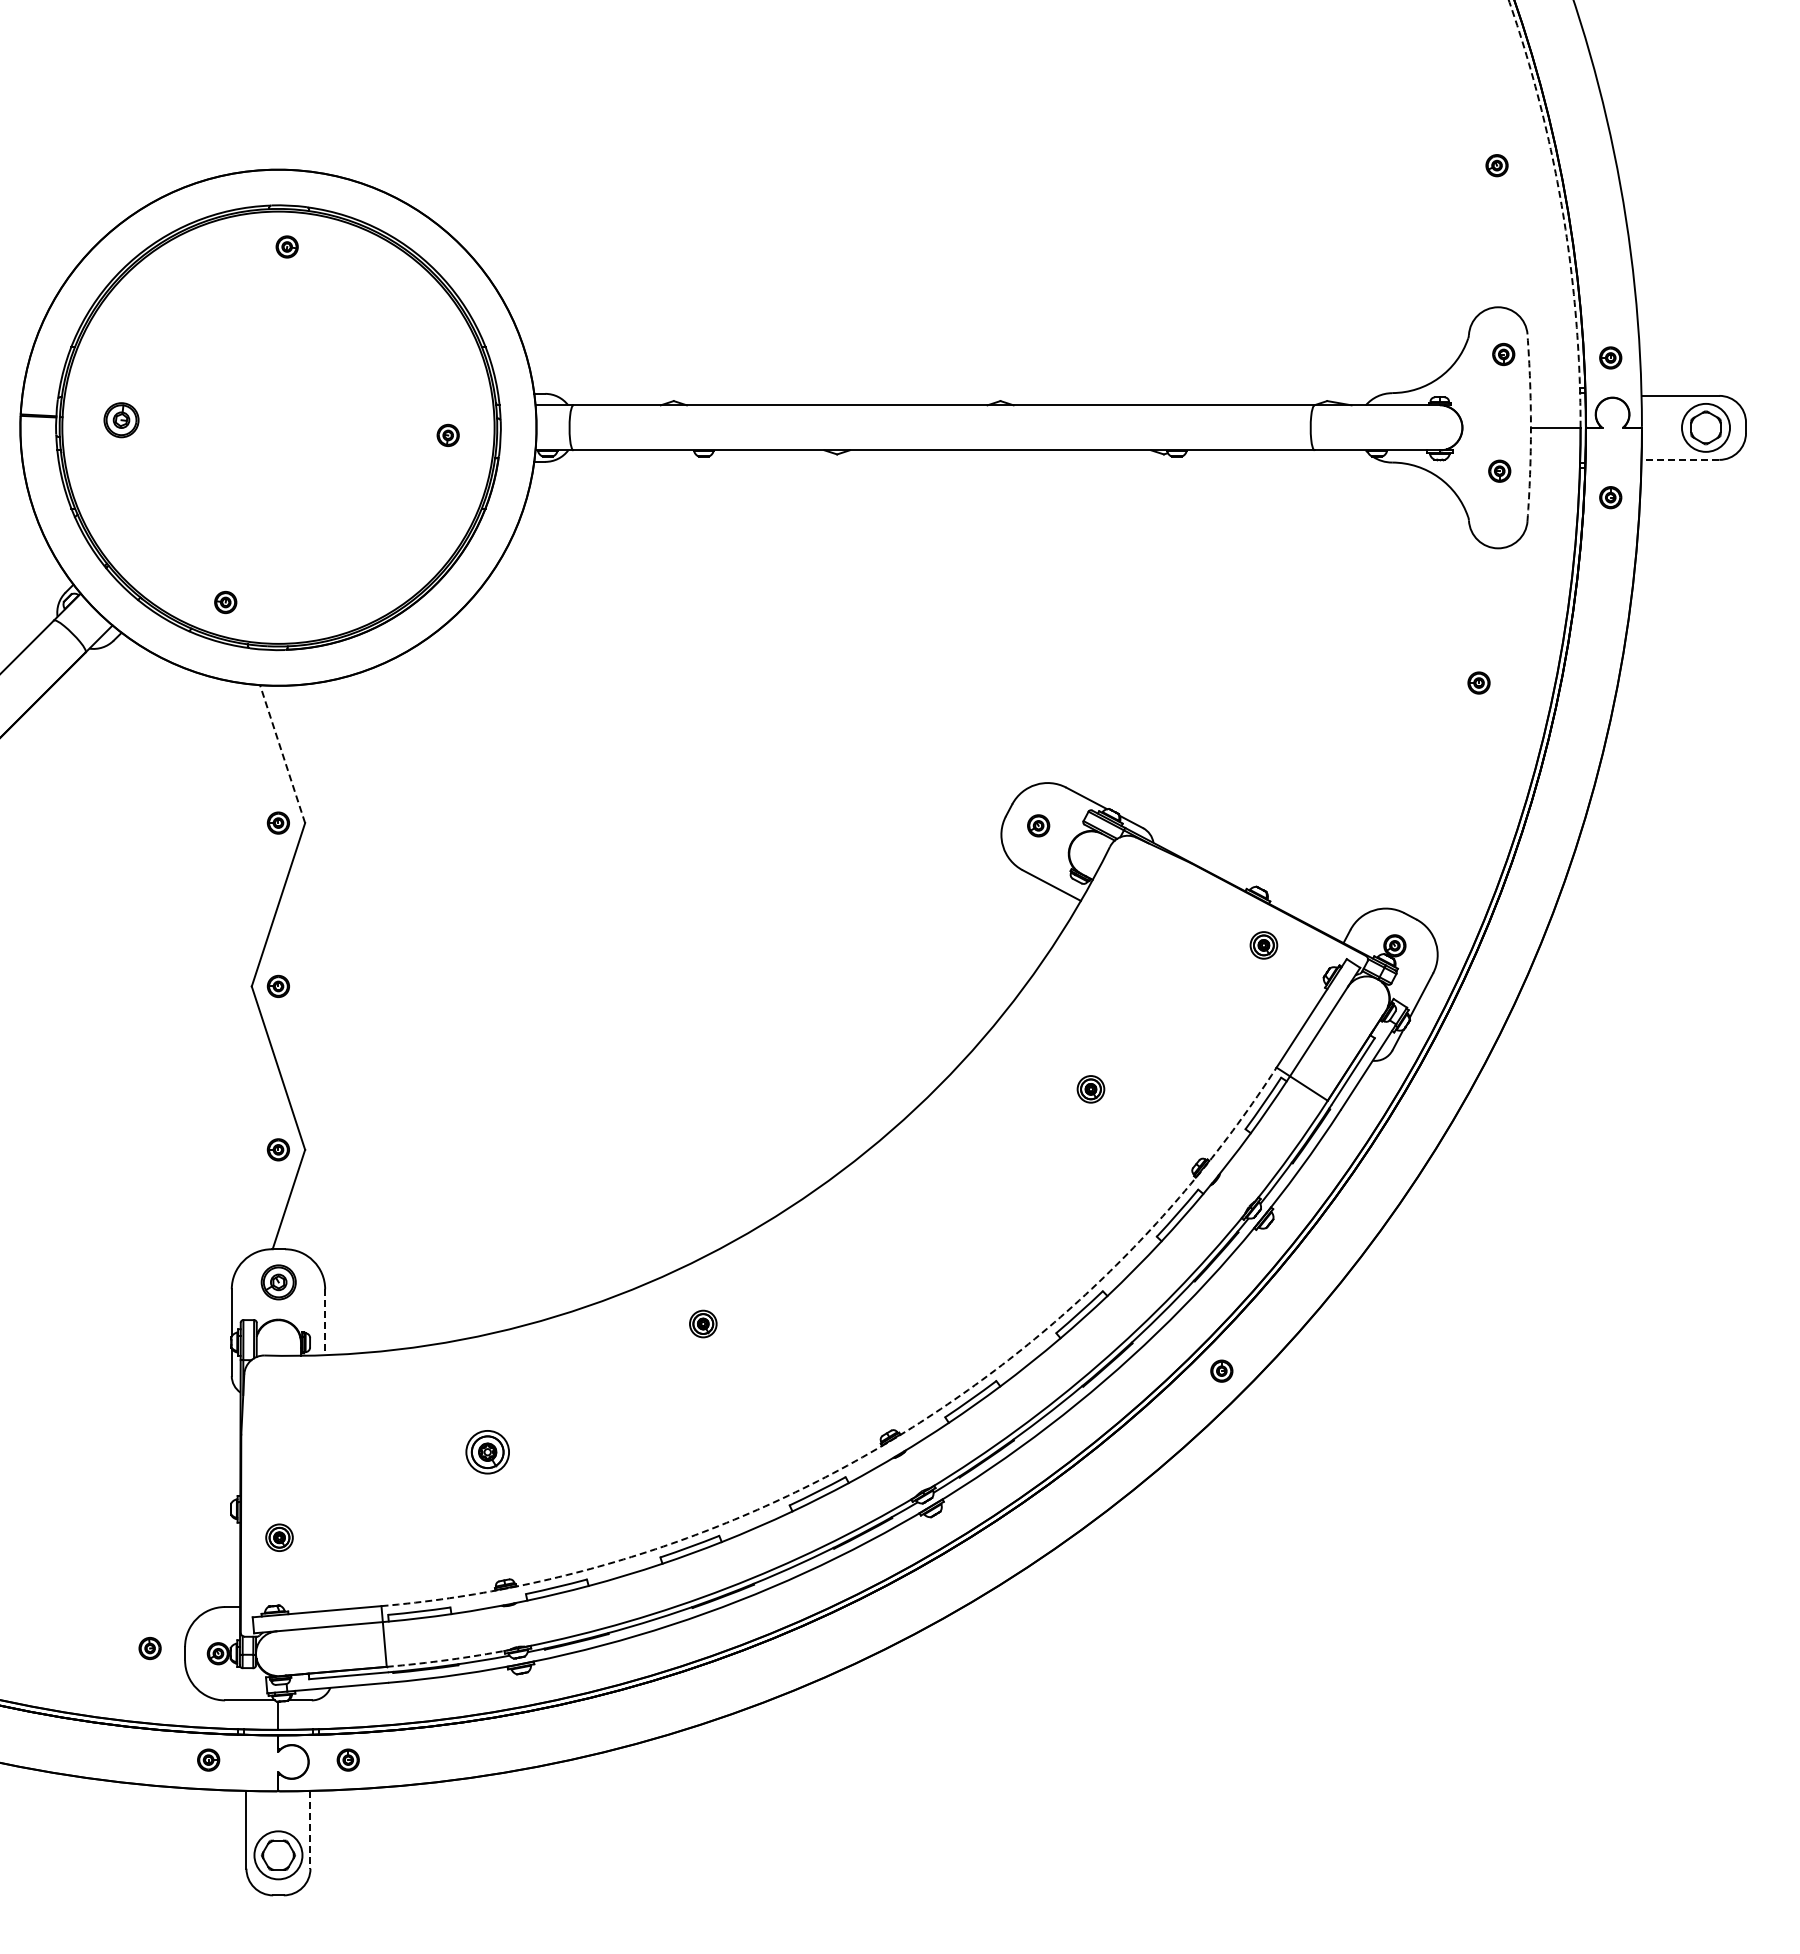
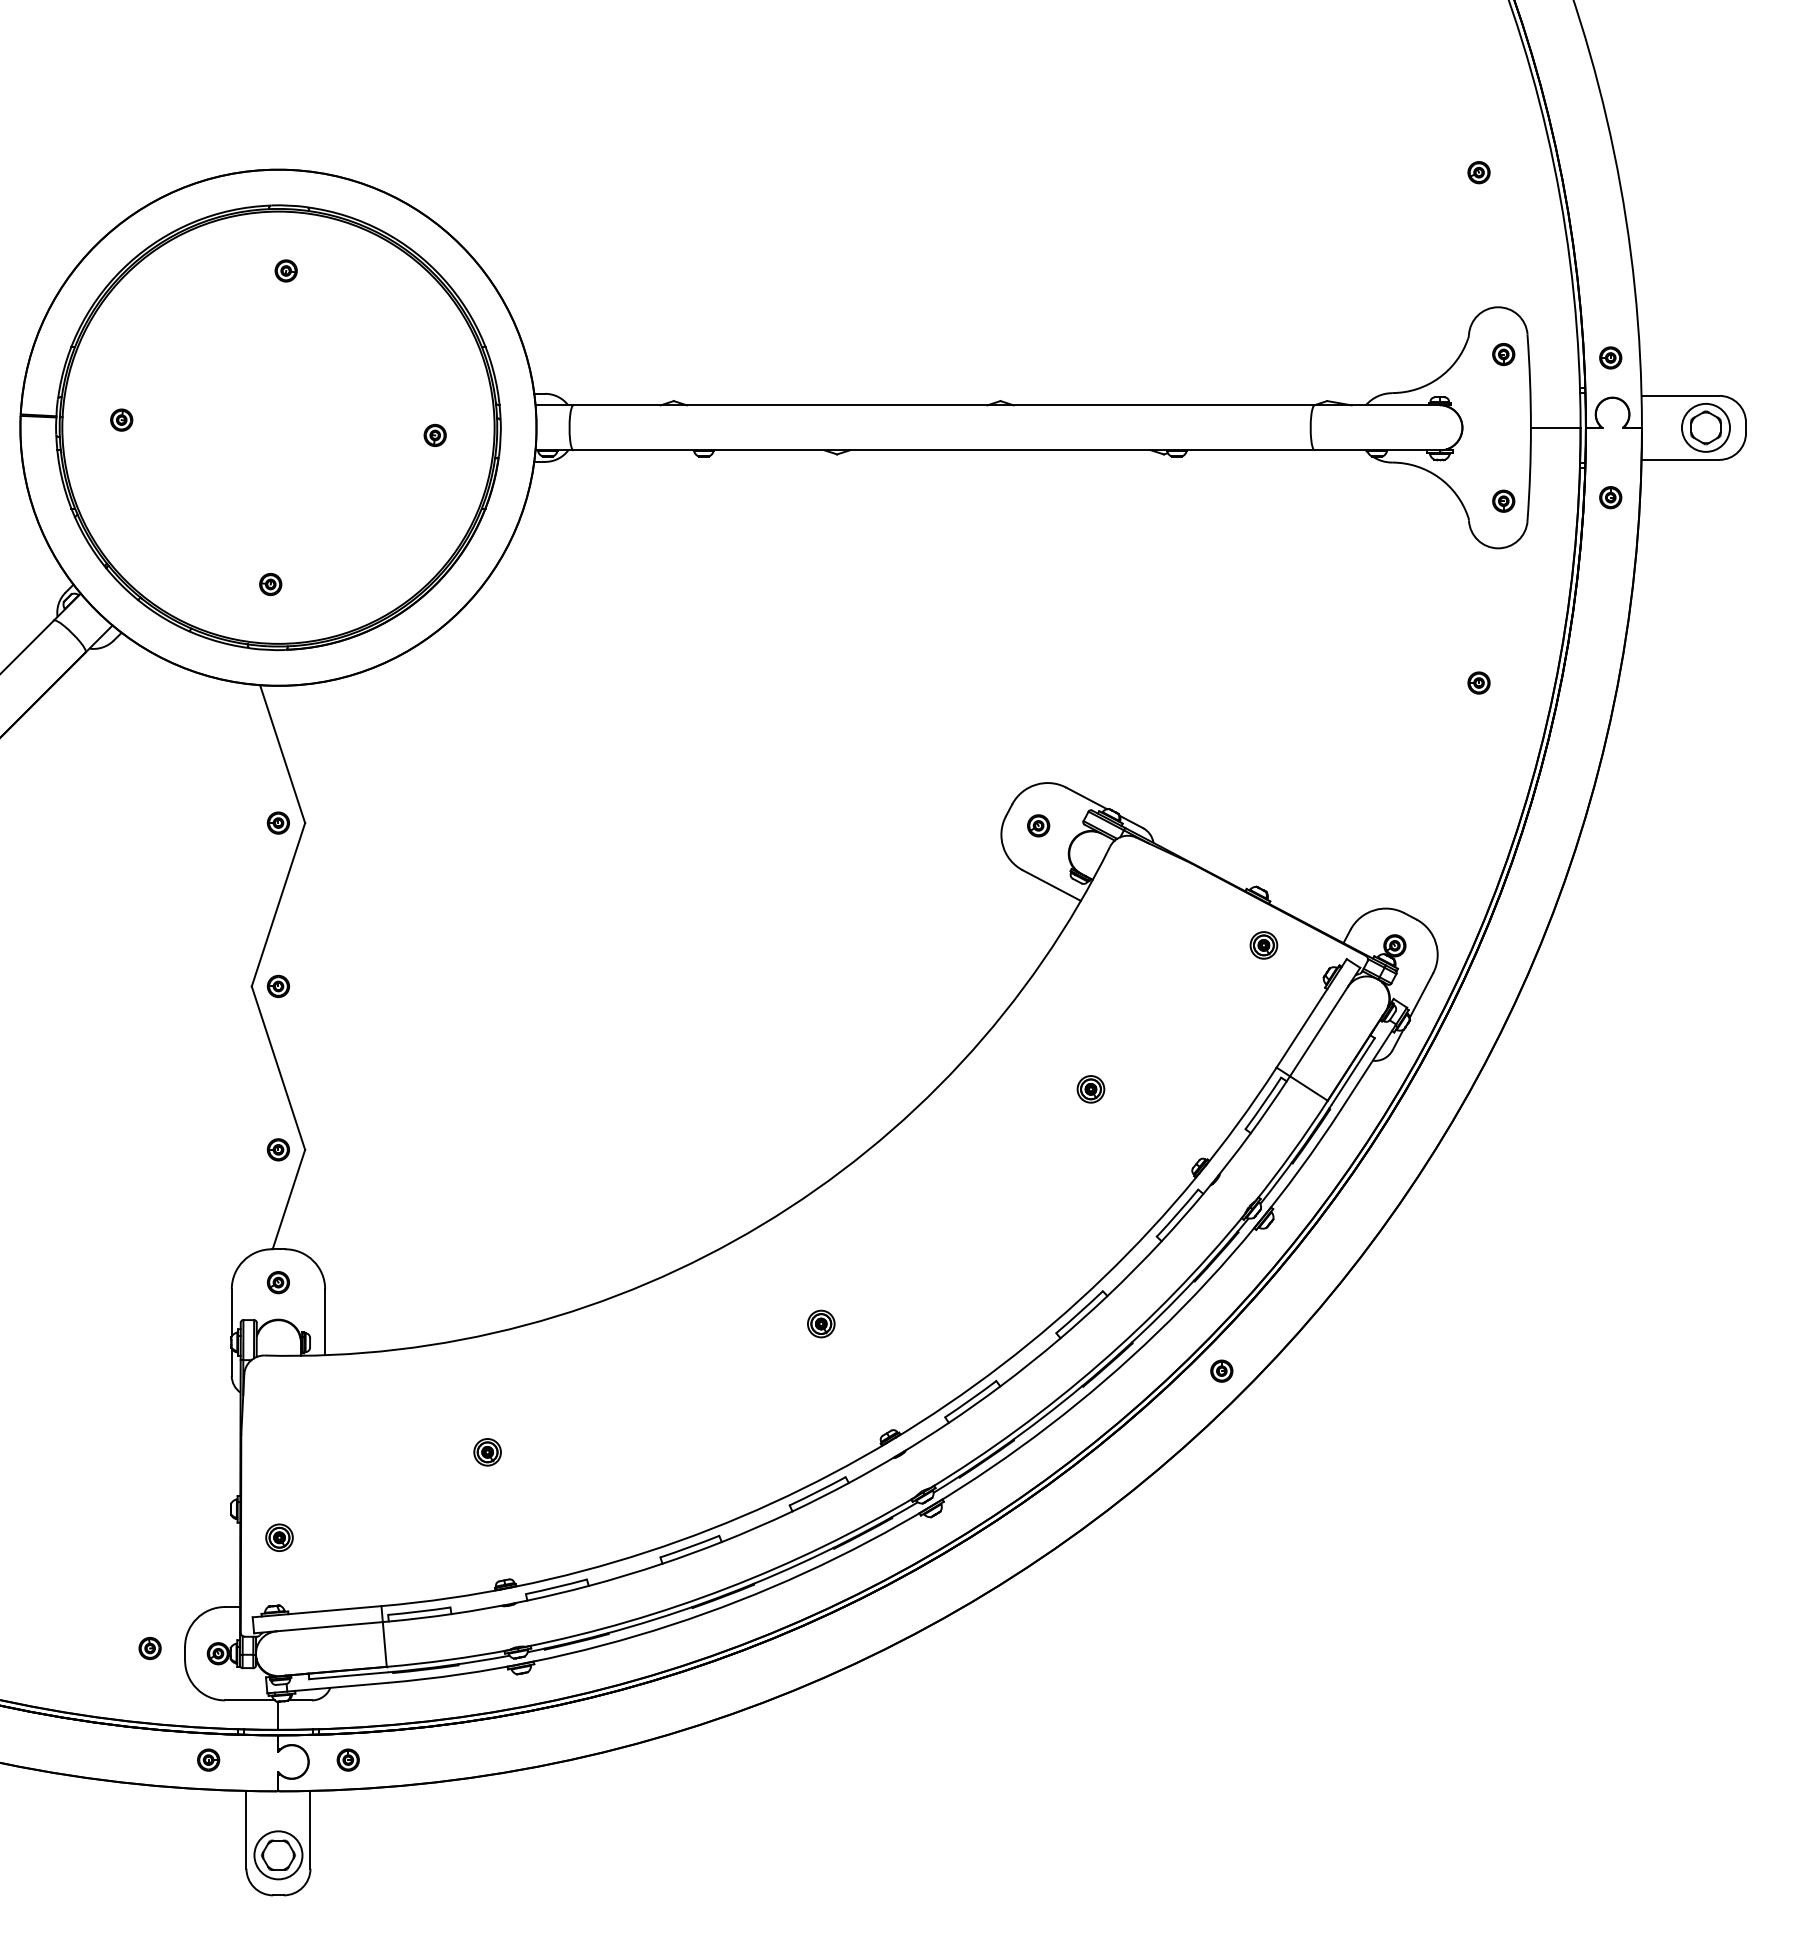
part position: (1496, 165) -> (1478, 172) (1478, 172)
arc: dashed -> solid (1562, 209)
part position: (286, 246) -> (285, 270) (285, 270)
part size: 37x37 px -> 24x24 px (121, 419)
arc: dashed -> solid (1530, 427)
part position: (447, 434) -> (434, 434) (434, 434)
line: dashed -> solid (1680, 459)
part position: (1499, 470) -> (1503, 500) (1503, 500)
part position: (225, 602) -> (270, 584) (270, 584)
line: dashed -> solid (282, 754)
part size: 37x37 px -> 24x24 px (277, 1282)
line: dashed -> solid (325, 1322)
part position: (703, 1323) -> (821, 1323) (821, 1323)
arc: dashed -> solid (891, 1440)
part size: 45x45 px -> 29x29 px (487, 1452)
arc: dashed -> solid (448, 1659)
line: dashed -> solid (310, 1829)
